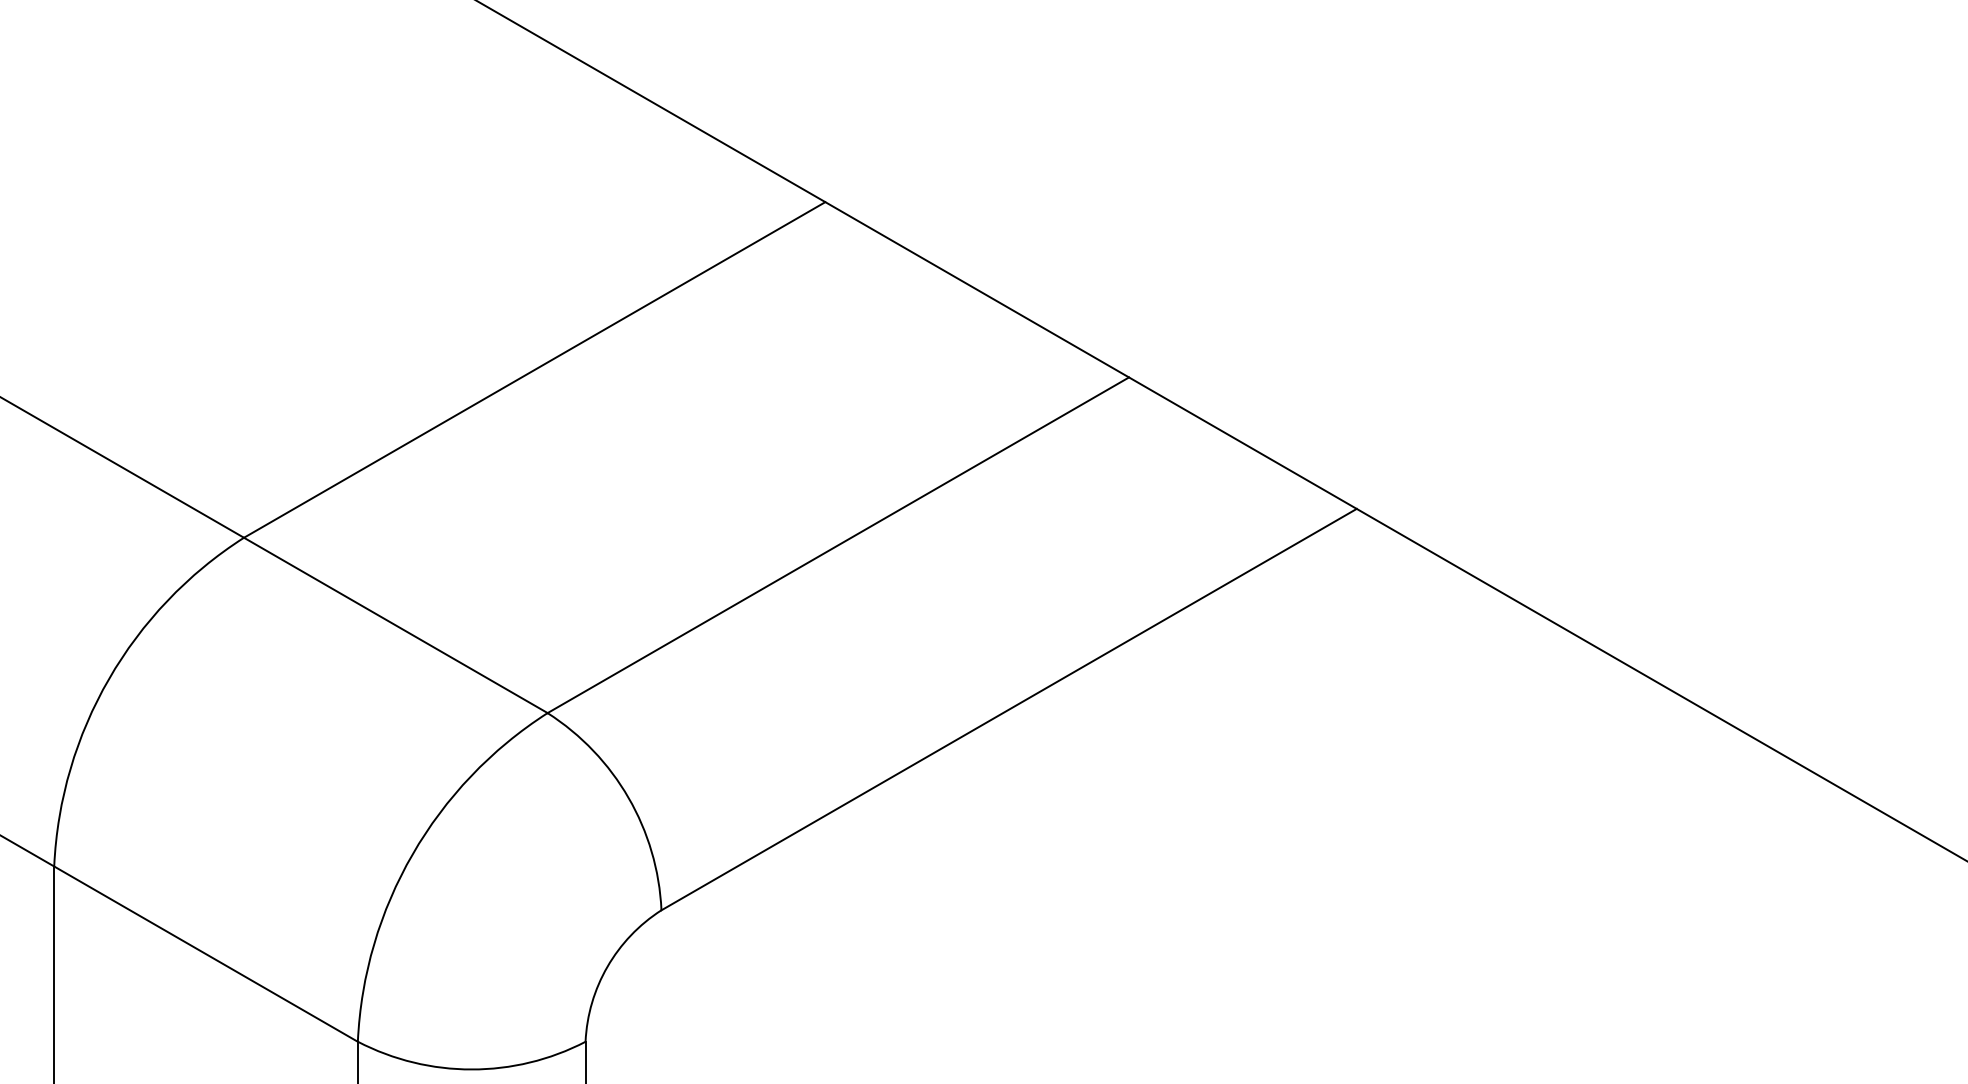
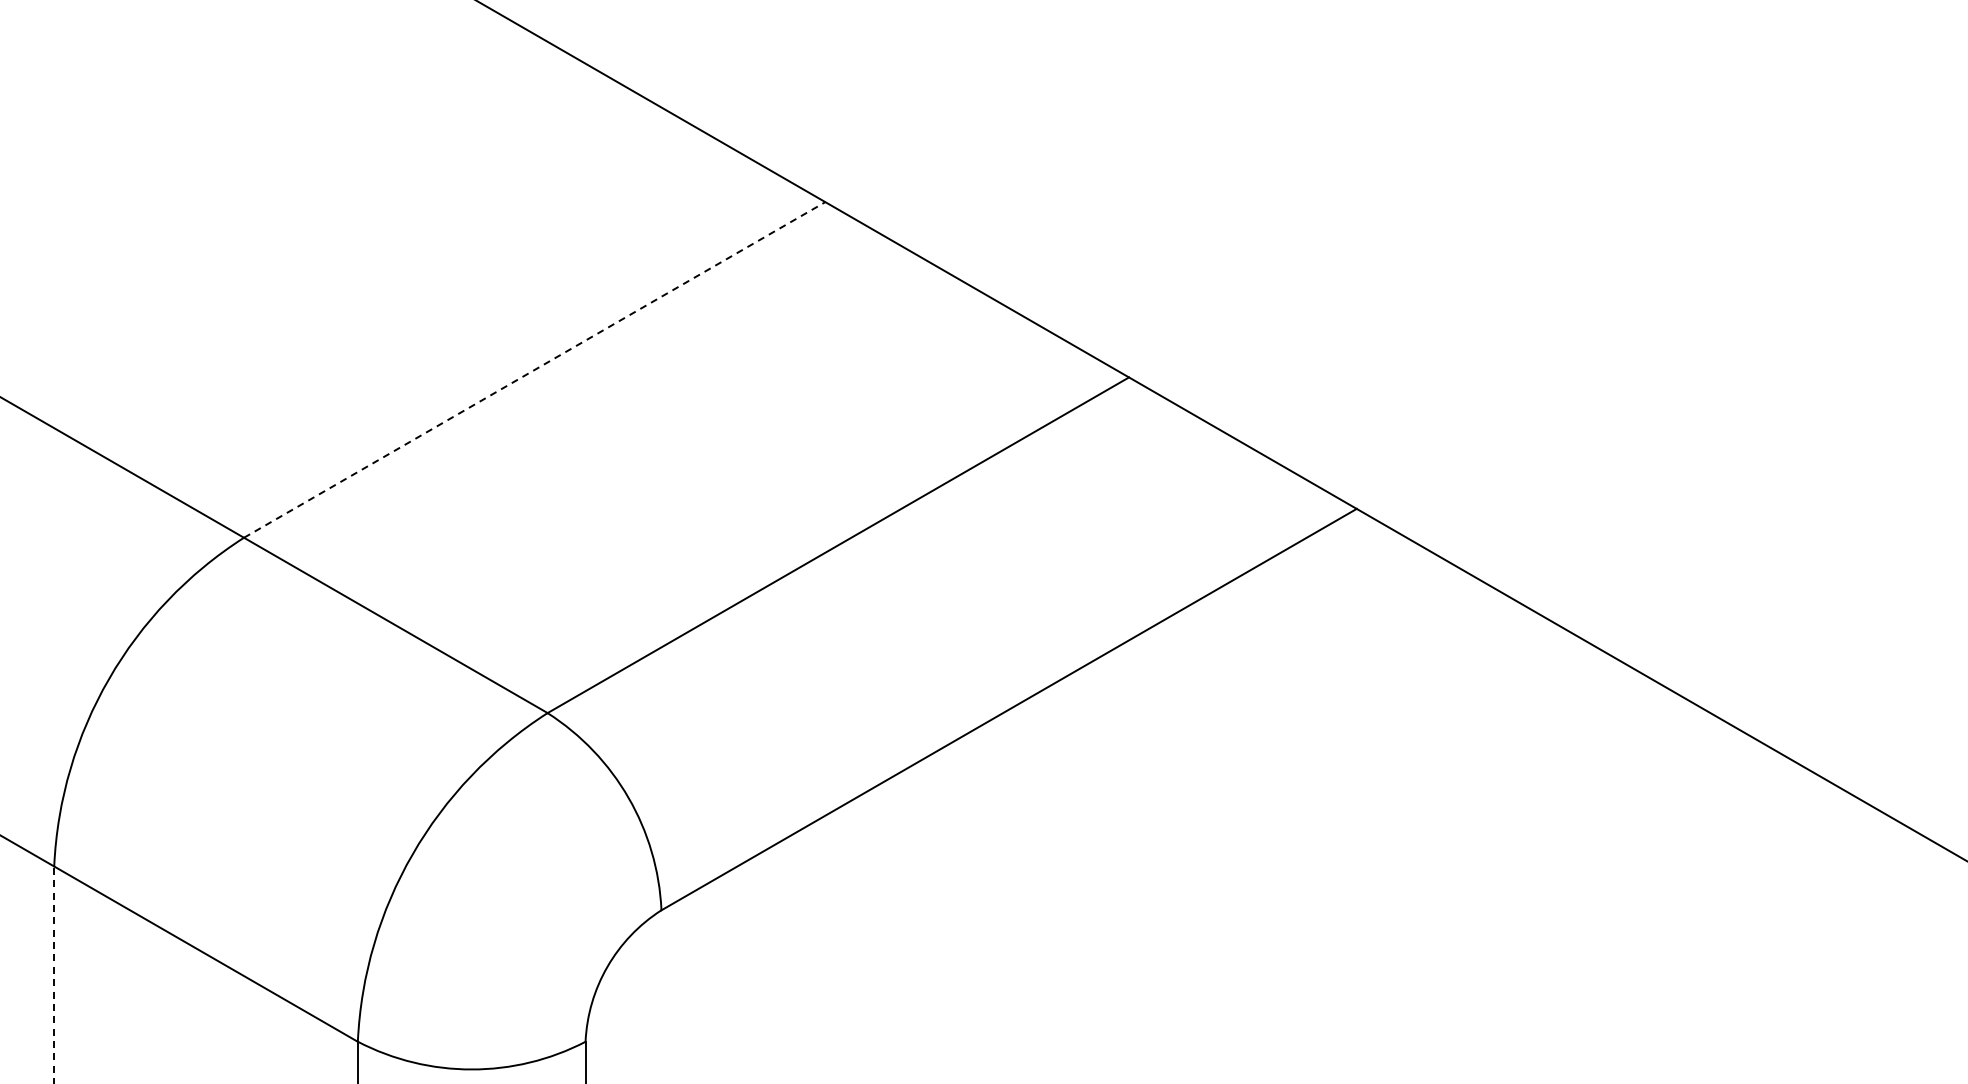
line: solid -> dashed (534, 369)
line: solid -> dashed (54, 974)
